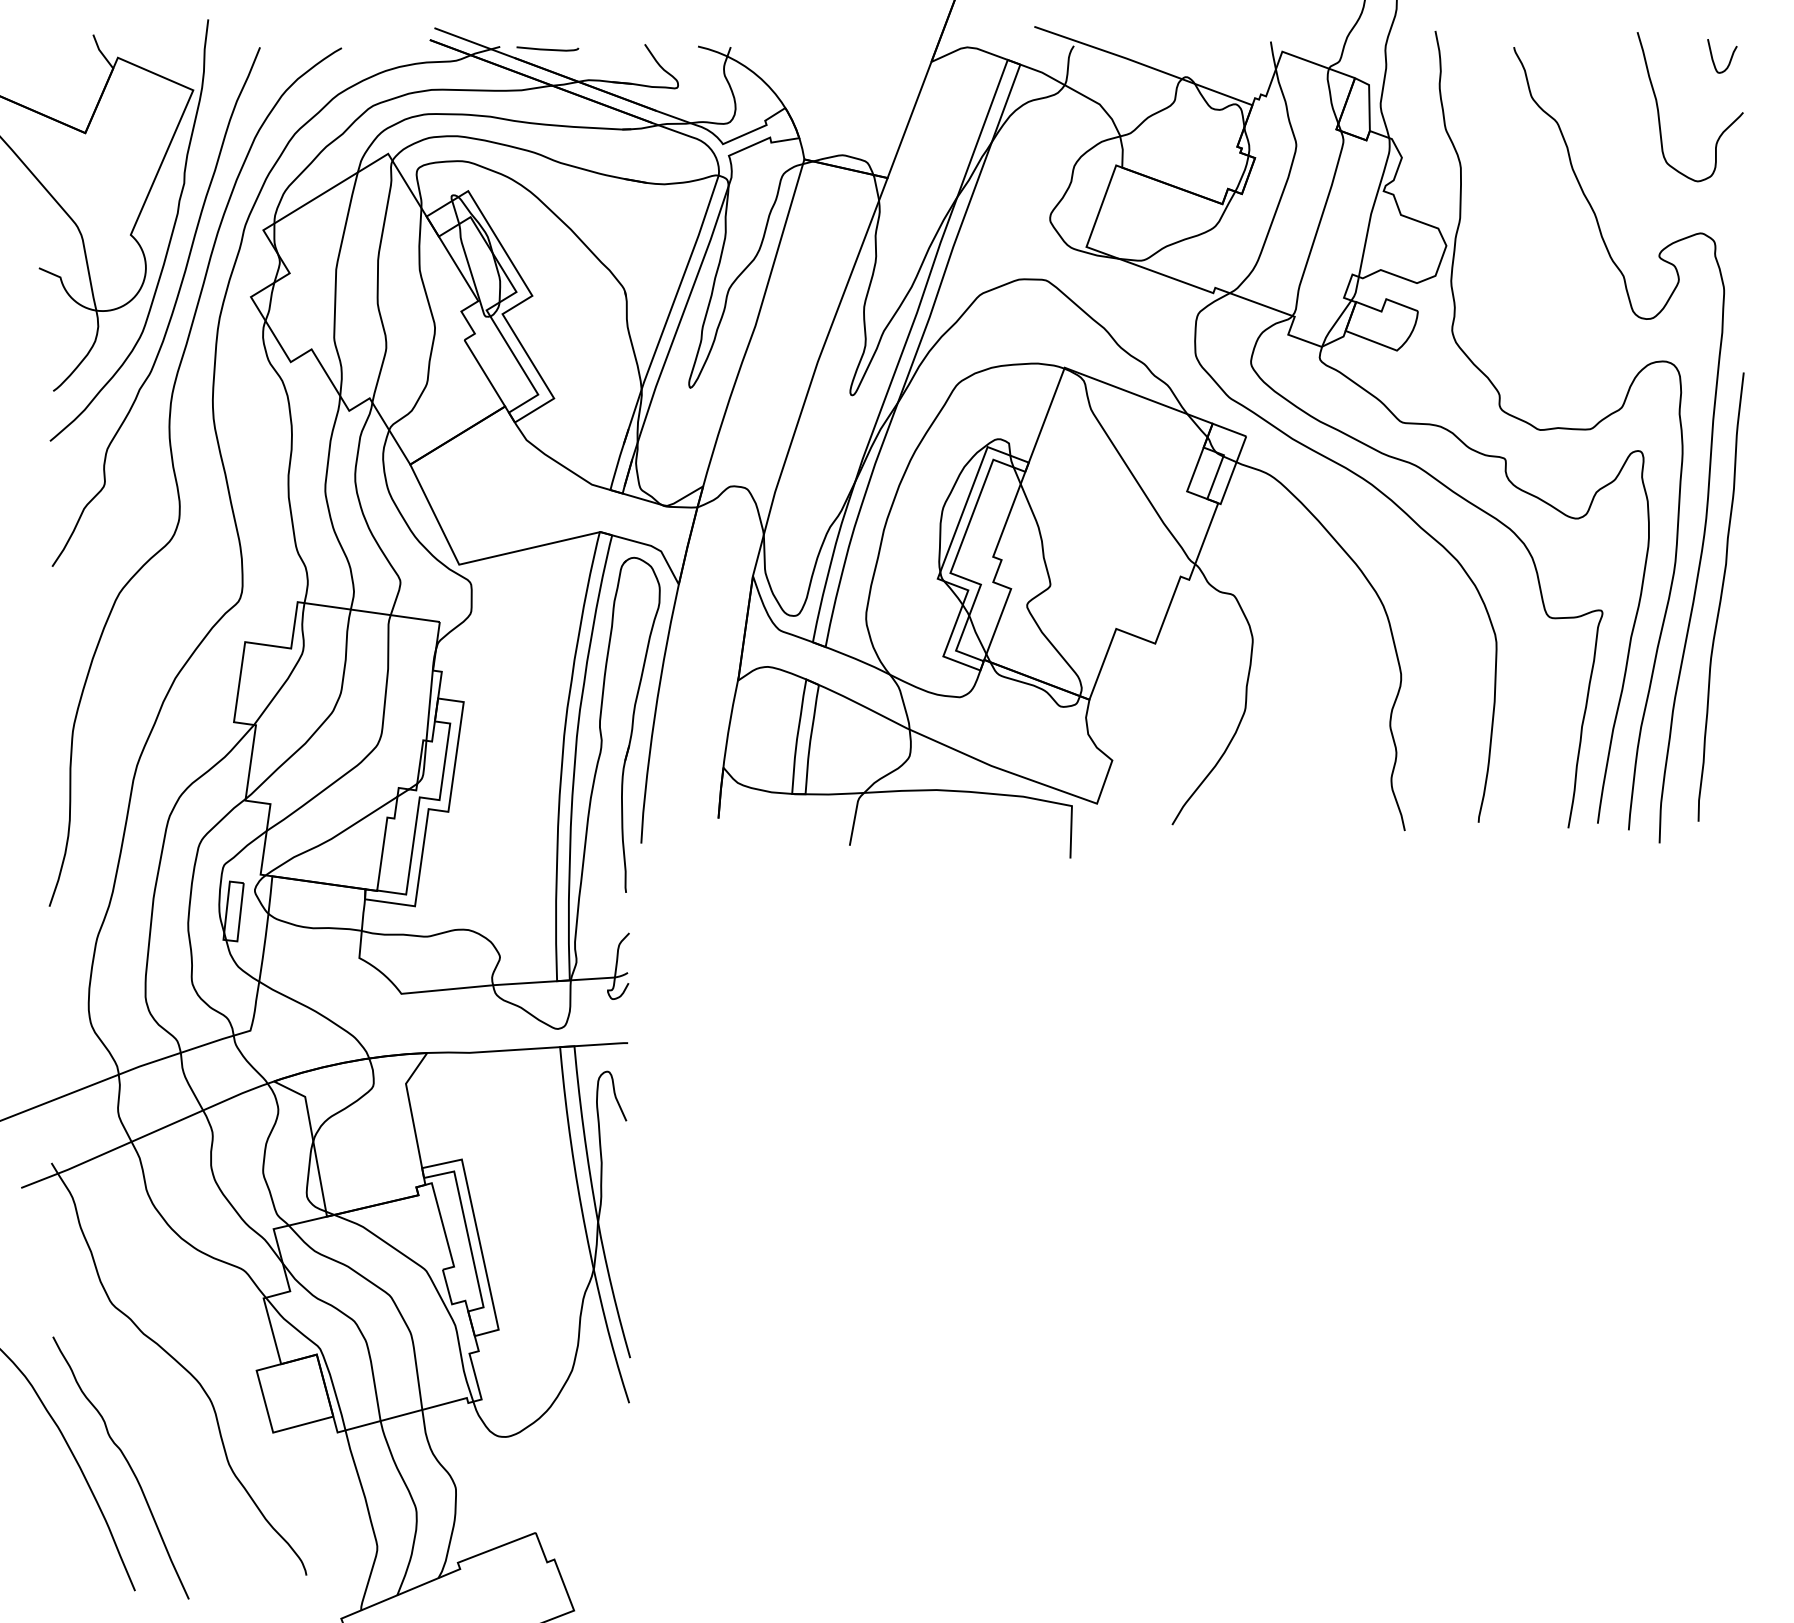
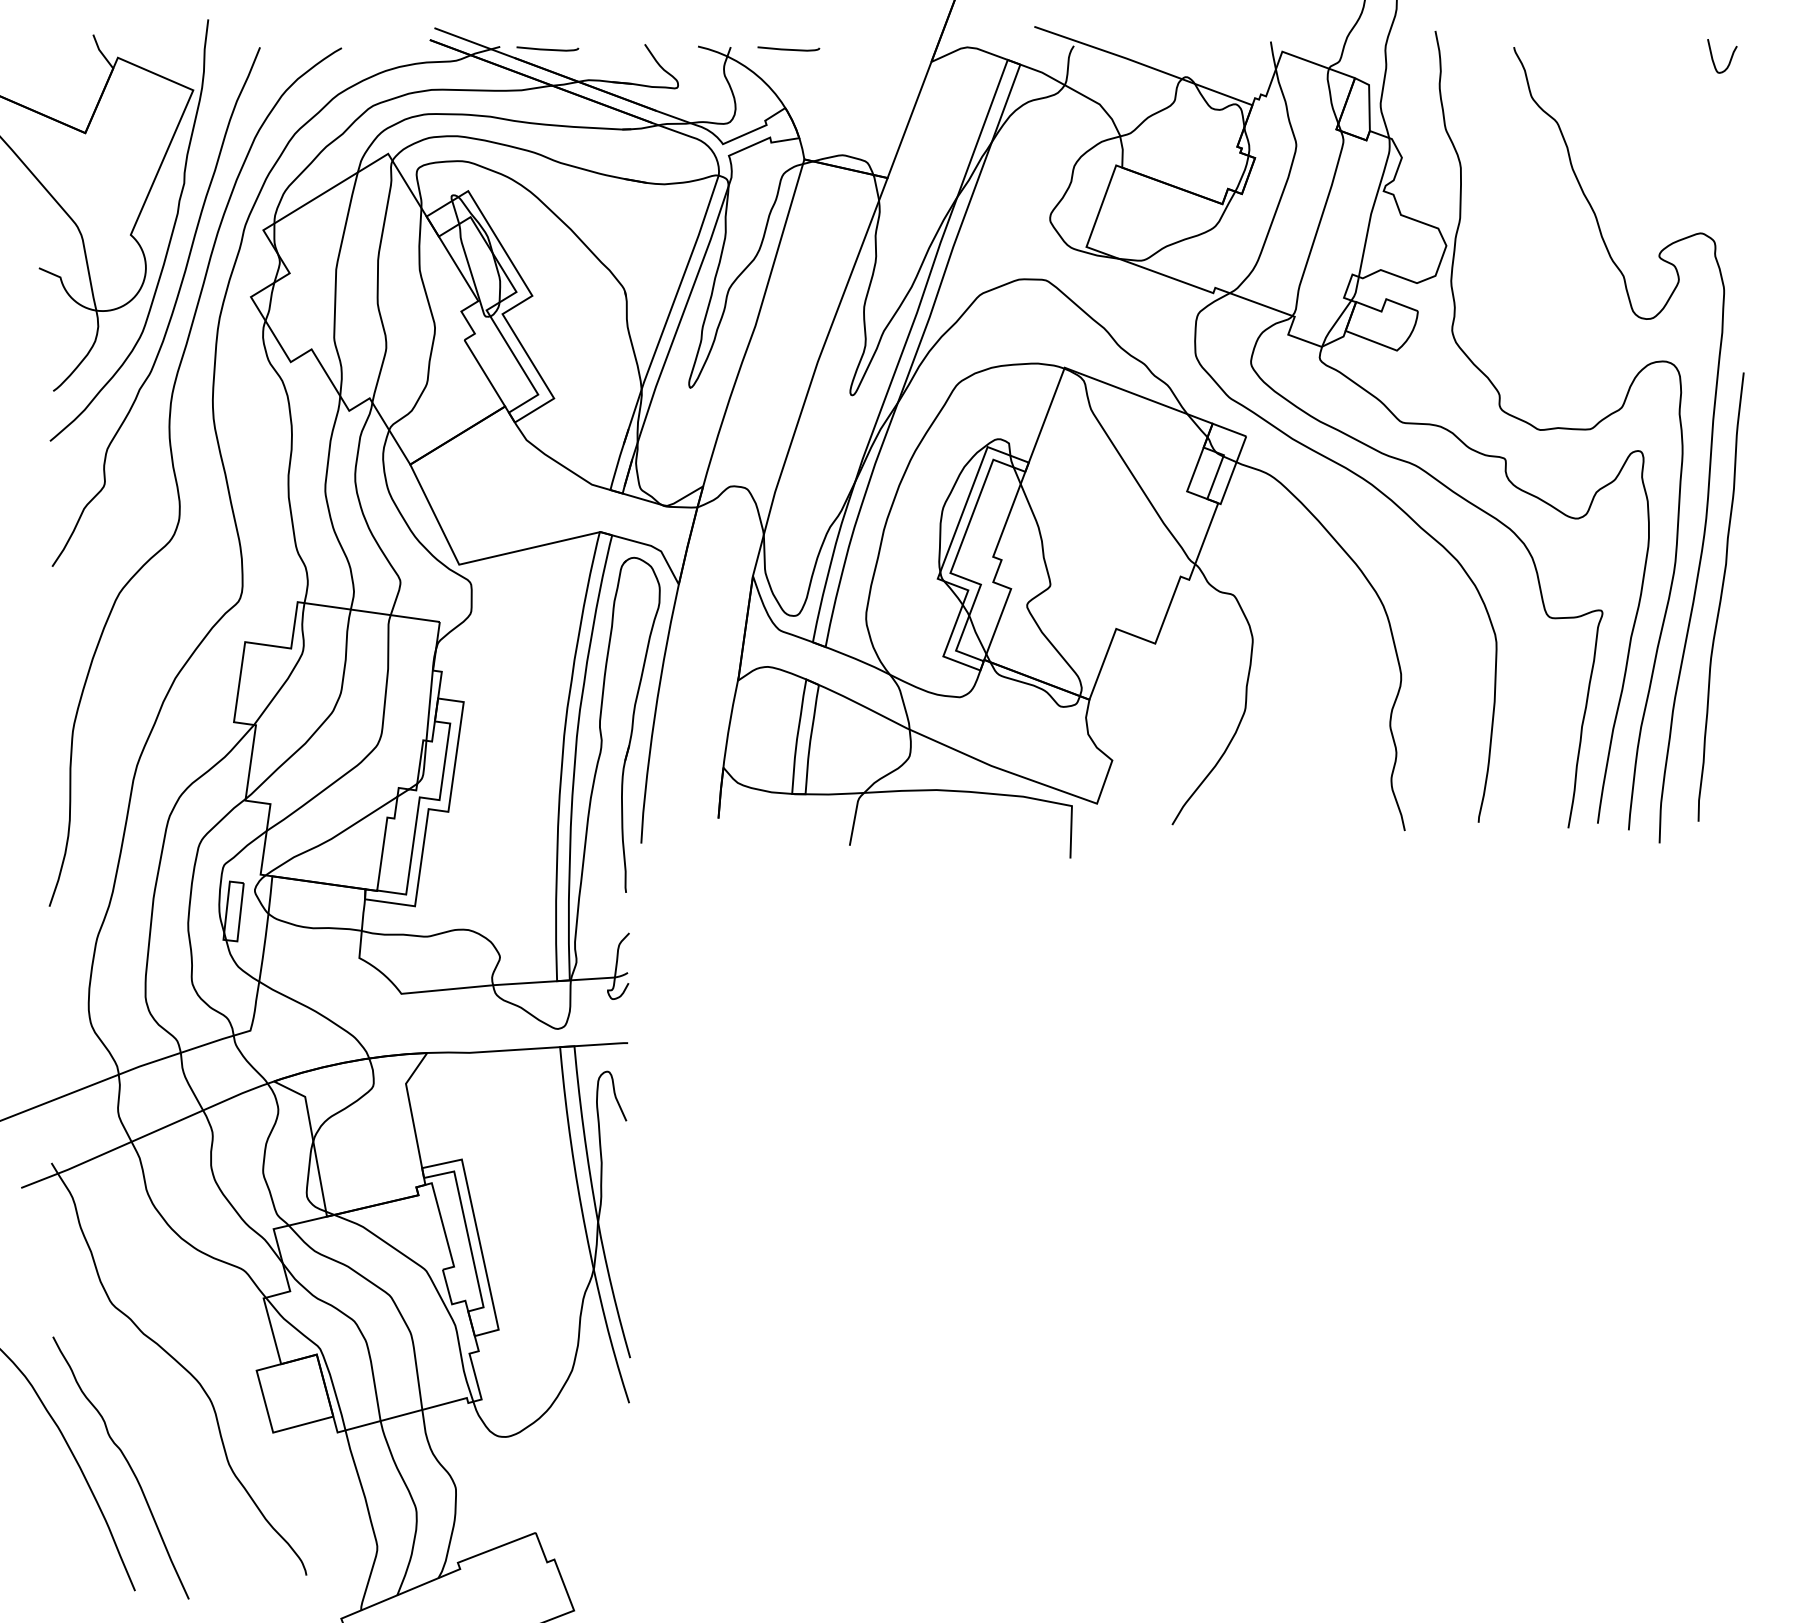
curve: none -> present (788, 48)
curve: present -> none (1659, 111)
